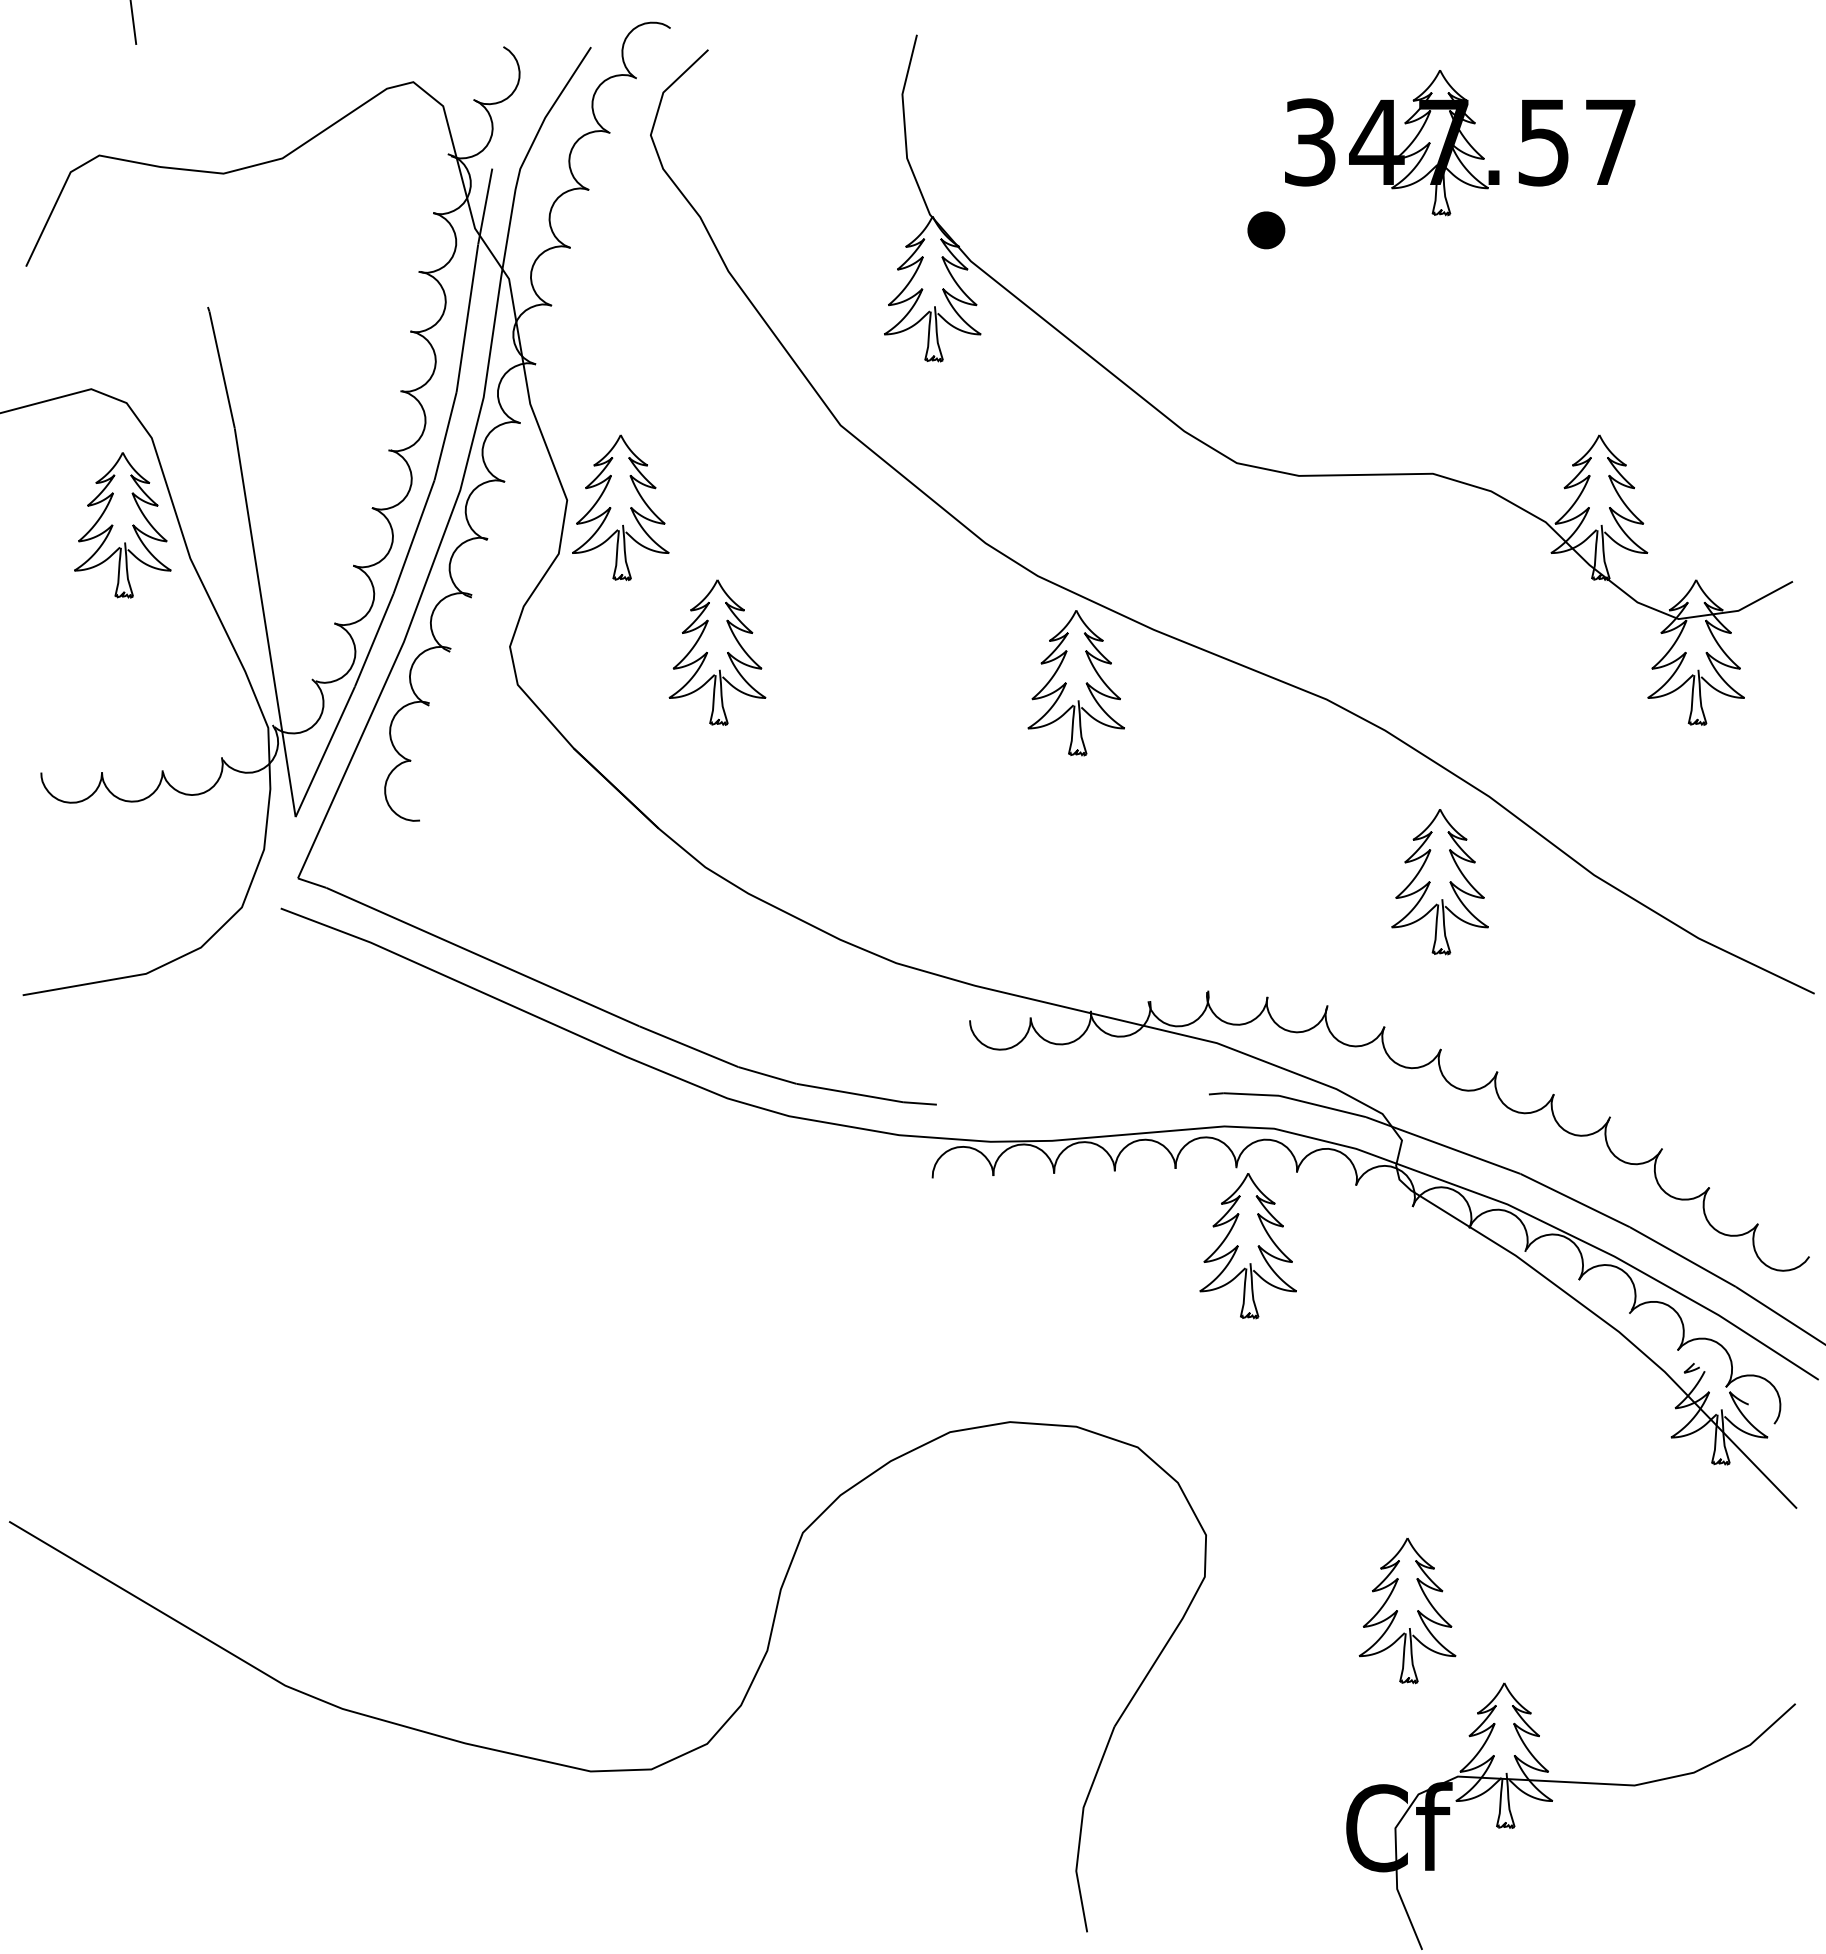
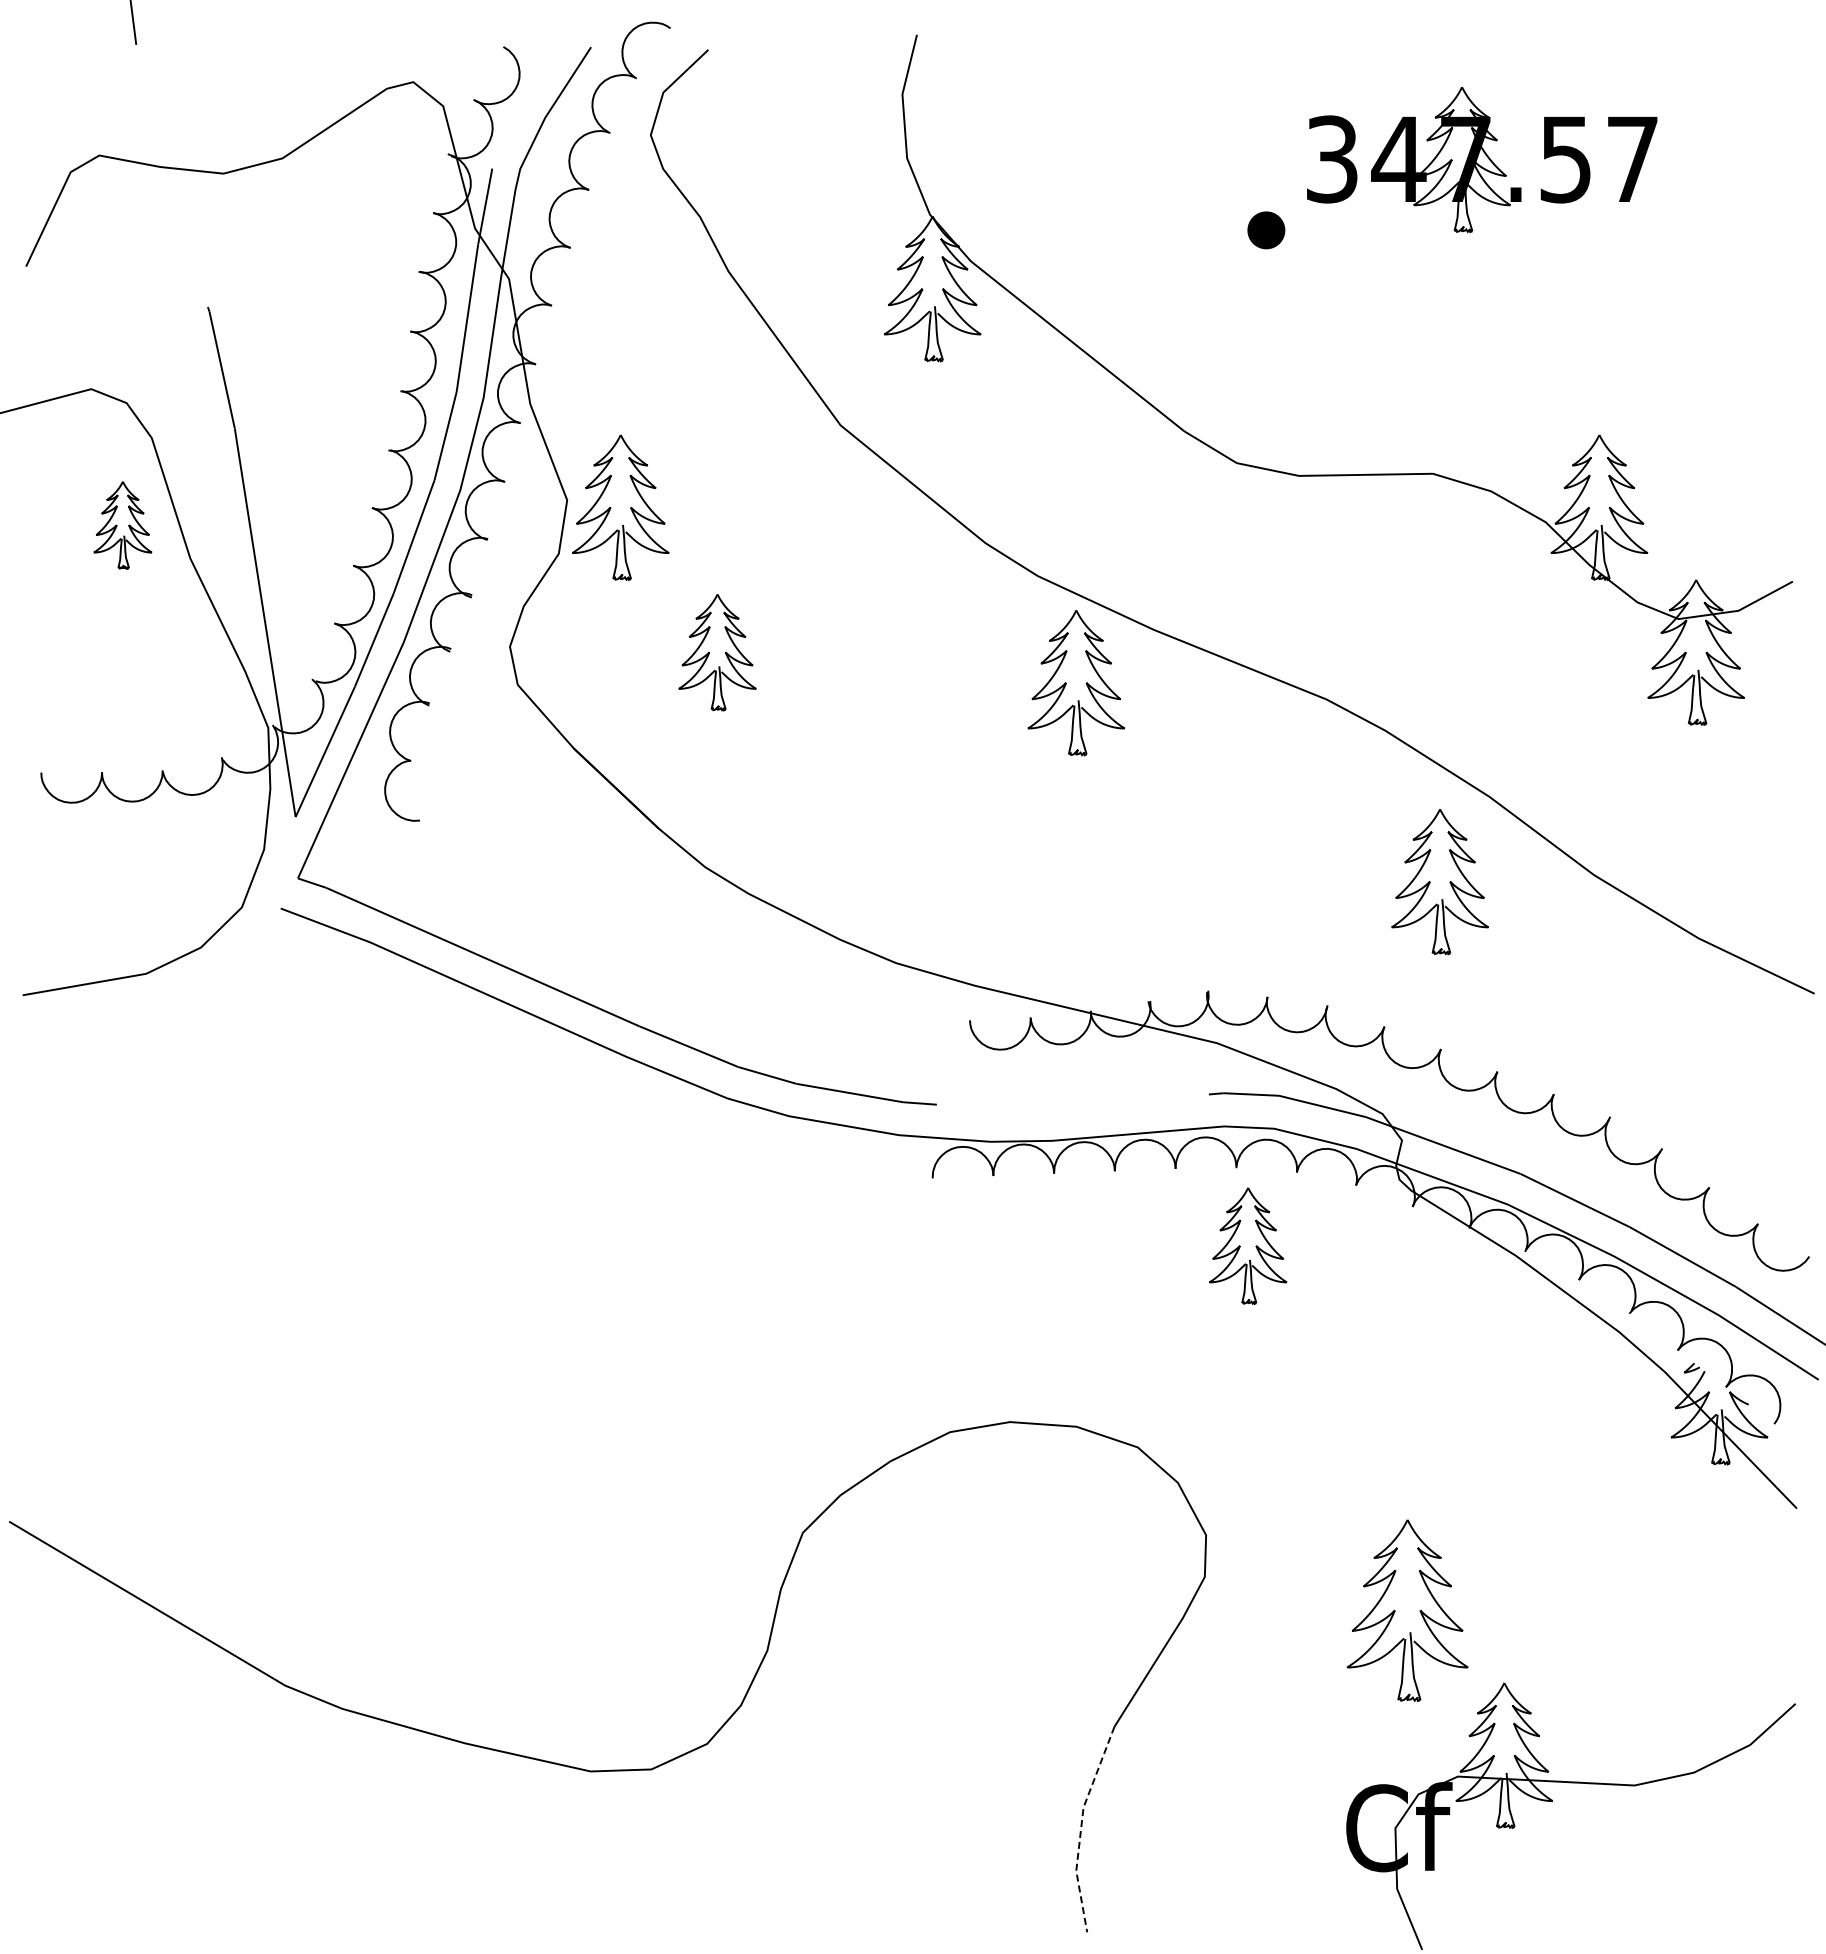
part position: (1460, 143) -> (1482, 160) (1482, 160)
part size: 98x147 px -> 60x89 px (122, 525)
part size: 99x147 px -> 79x118 px (717, 652)
part size: 98x147 px -> 79x118 px (1248, 1245)
part size: 99x148 px -> 123x184 px (1407, 1610)
line: solid -> dashed (1081, 1827)
